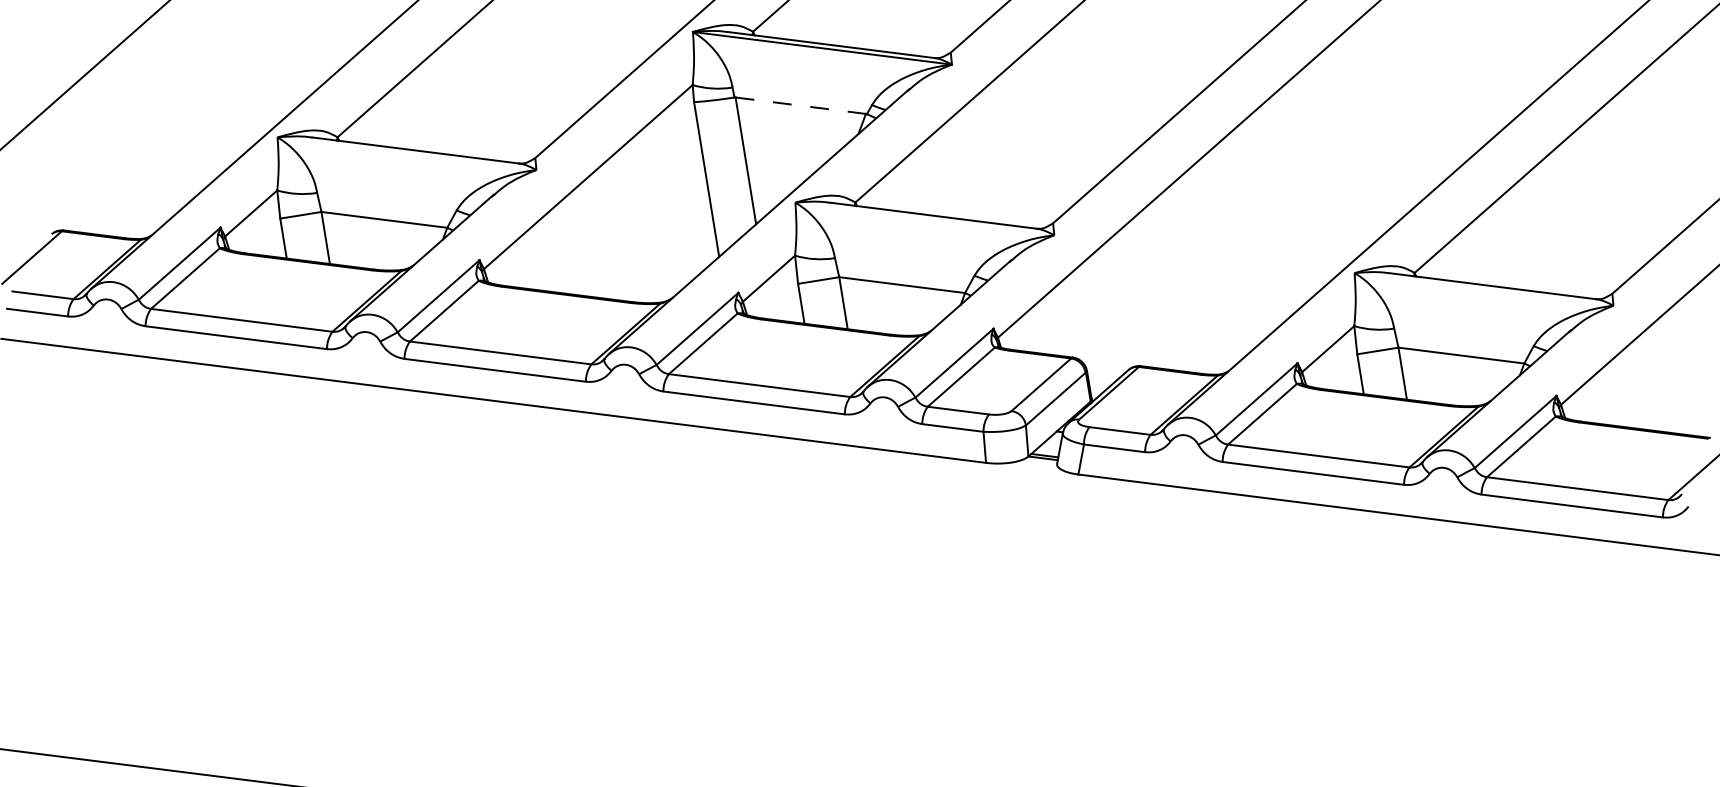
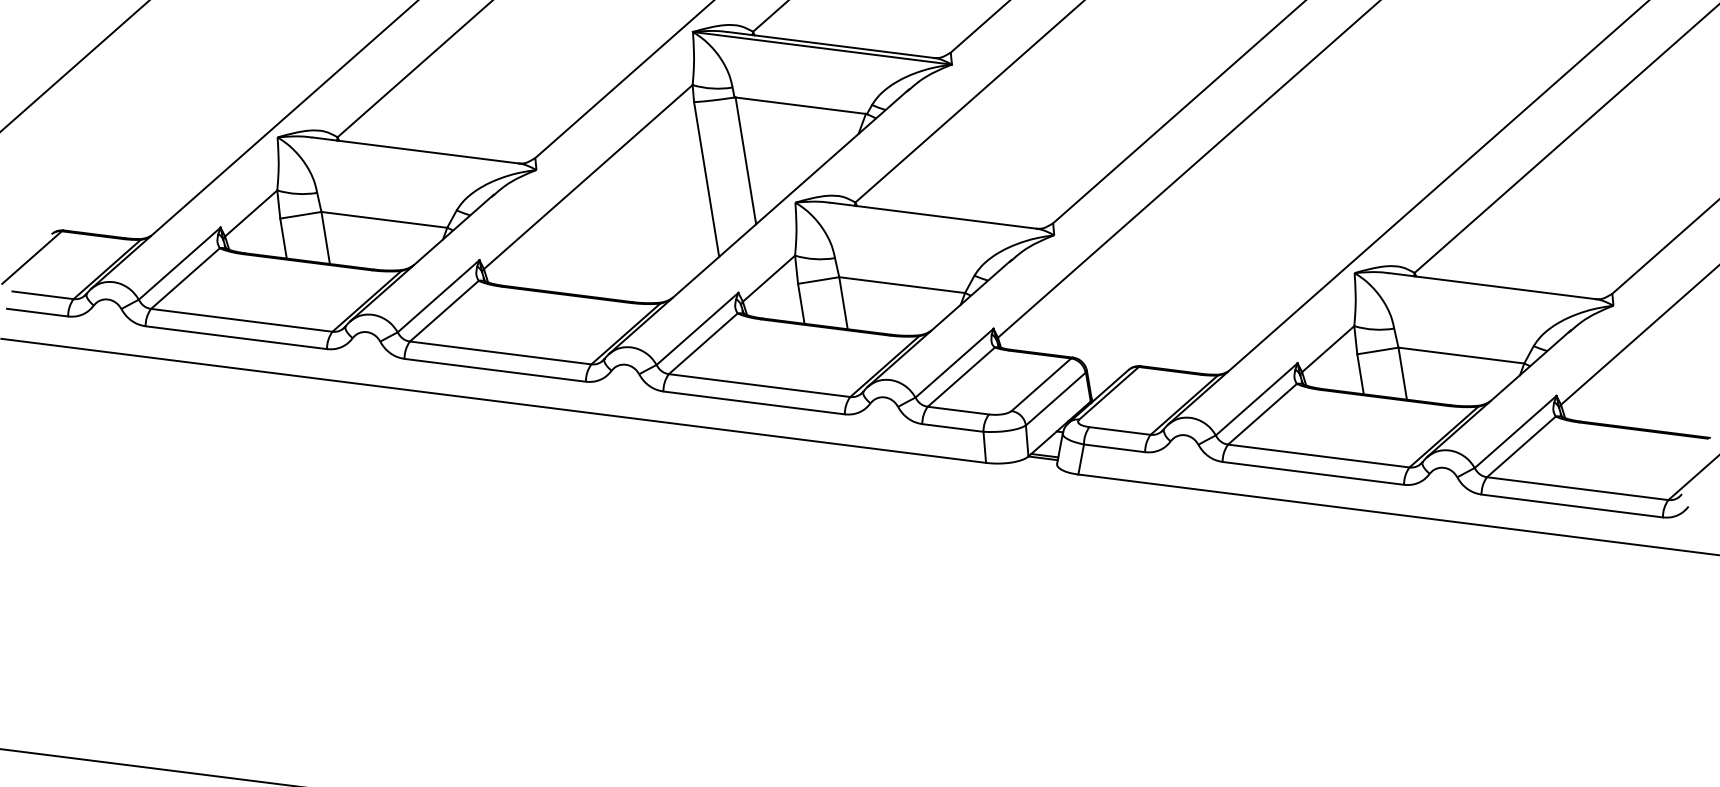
line position: (84, 74) -> (74, 65) (74, 65)
line: dashed -> solid (800, 105)
